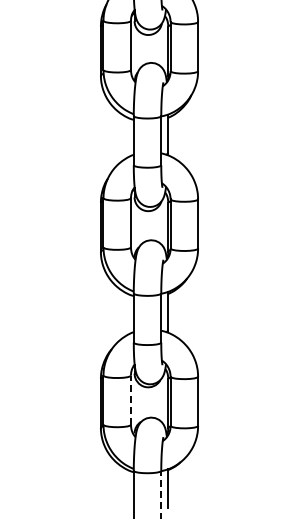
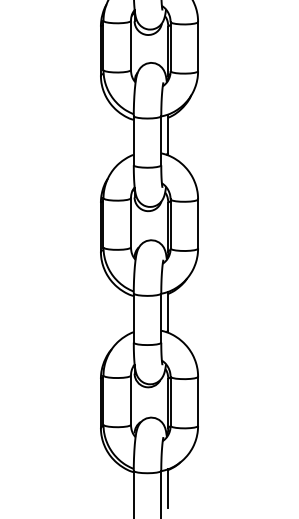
line: dashed -> solid (130, 400)
line: dashed -> solid (161, 494)
